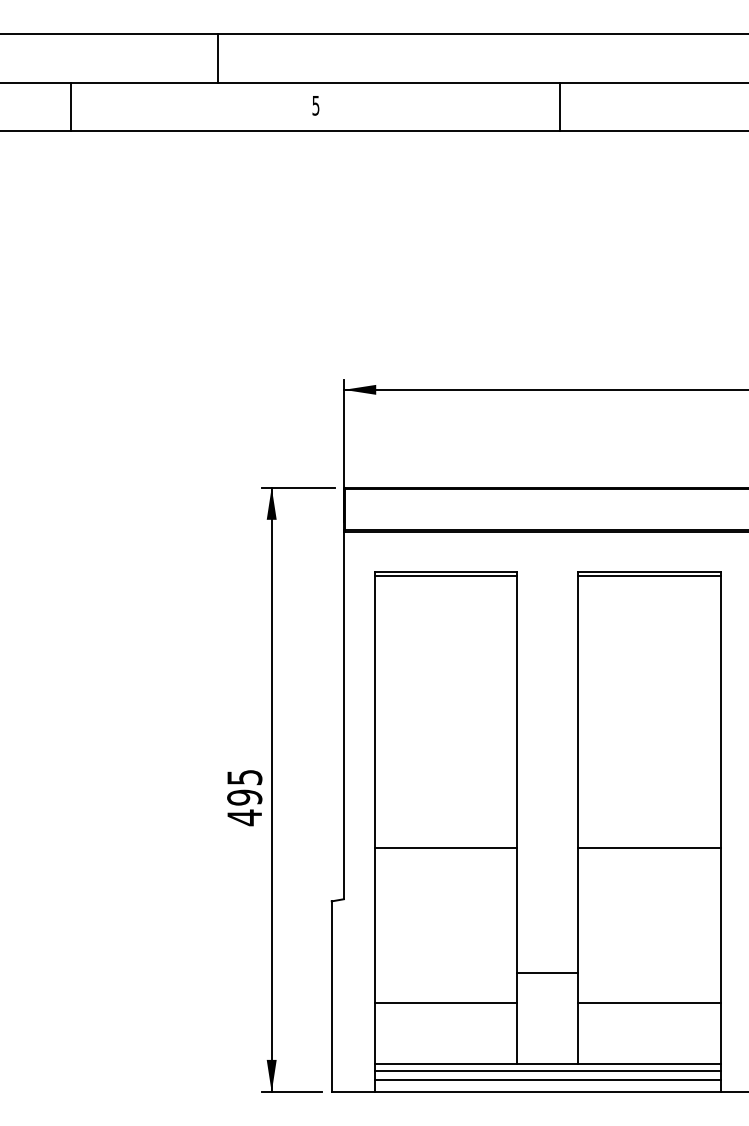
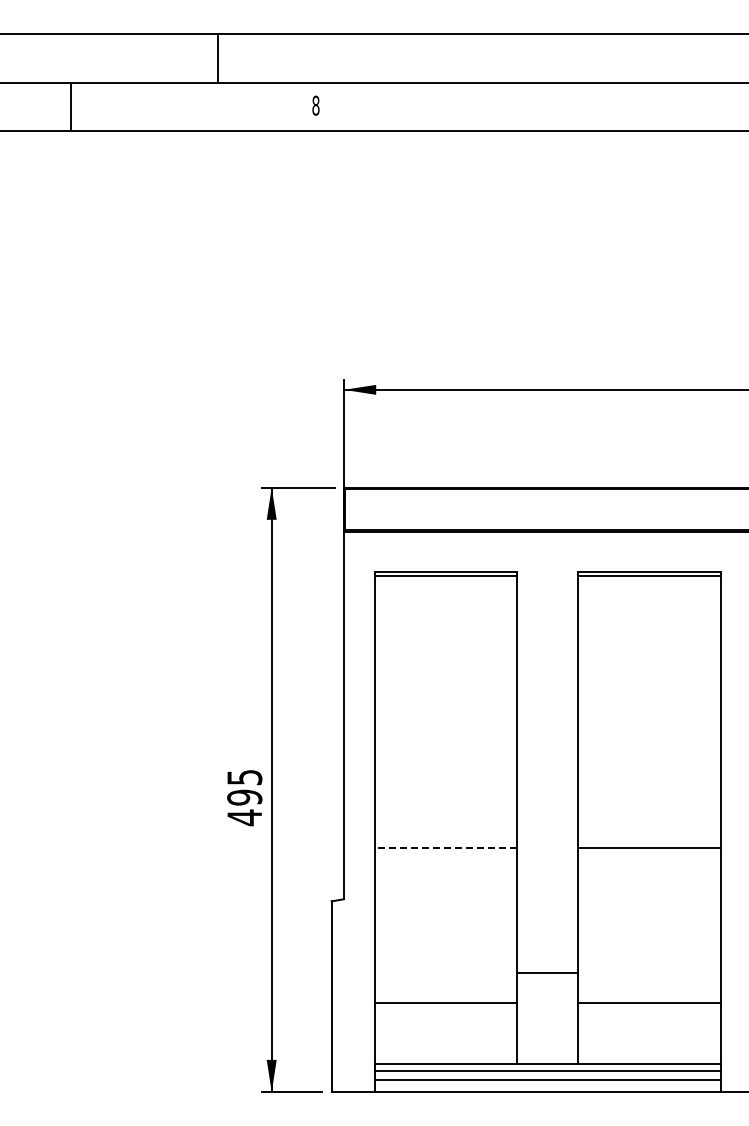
text: 5 -> 8 (315, 105)
line: present -> none (559, 106)
line: solid -> dashed (445, 847)
